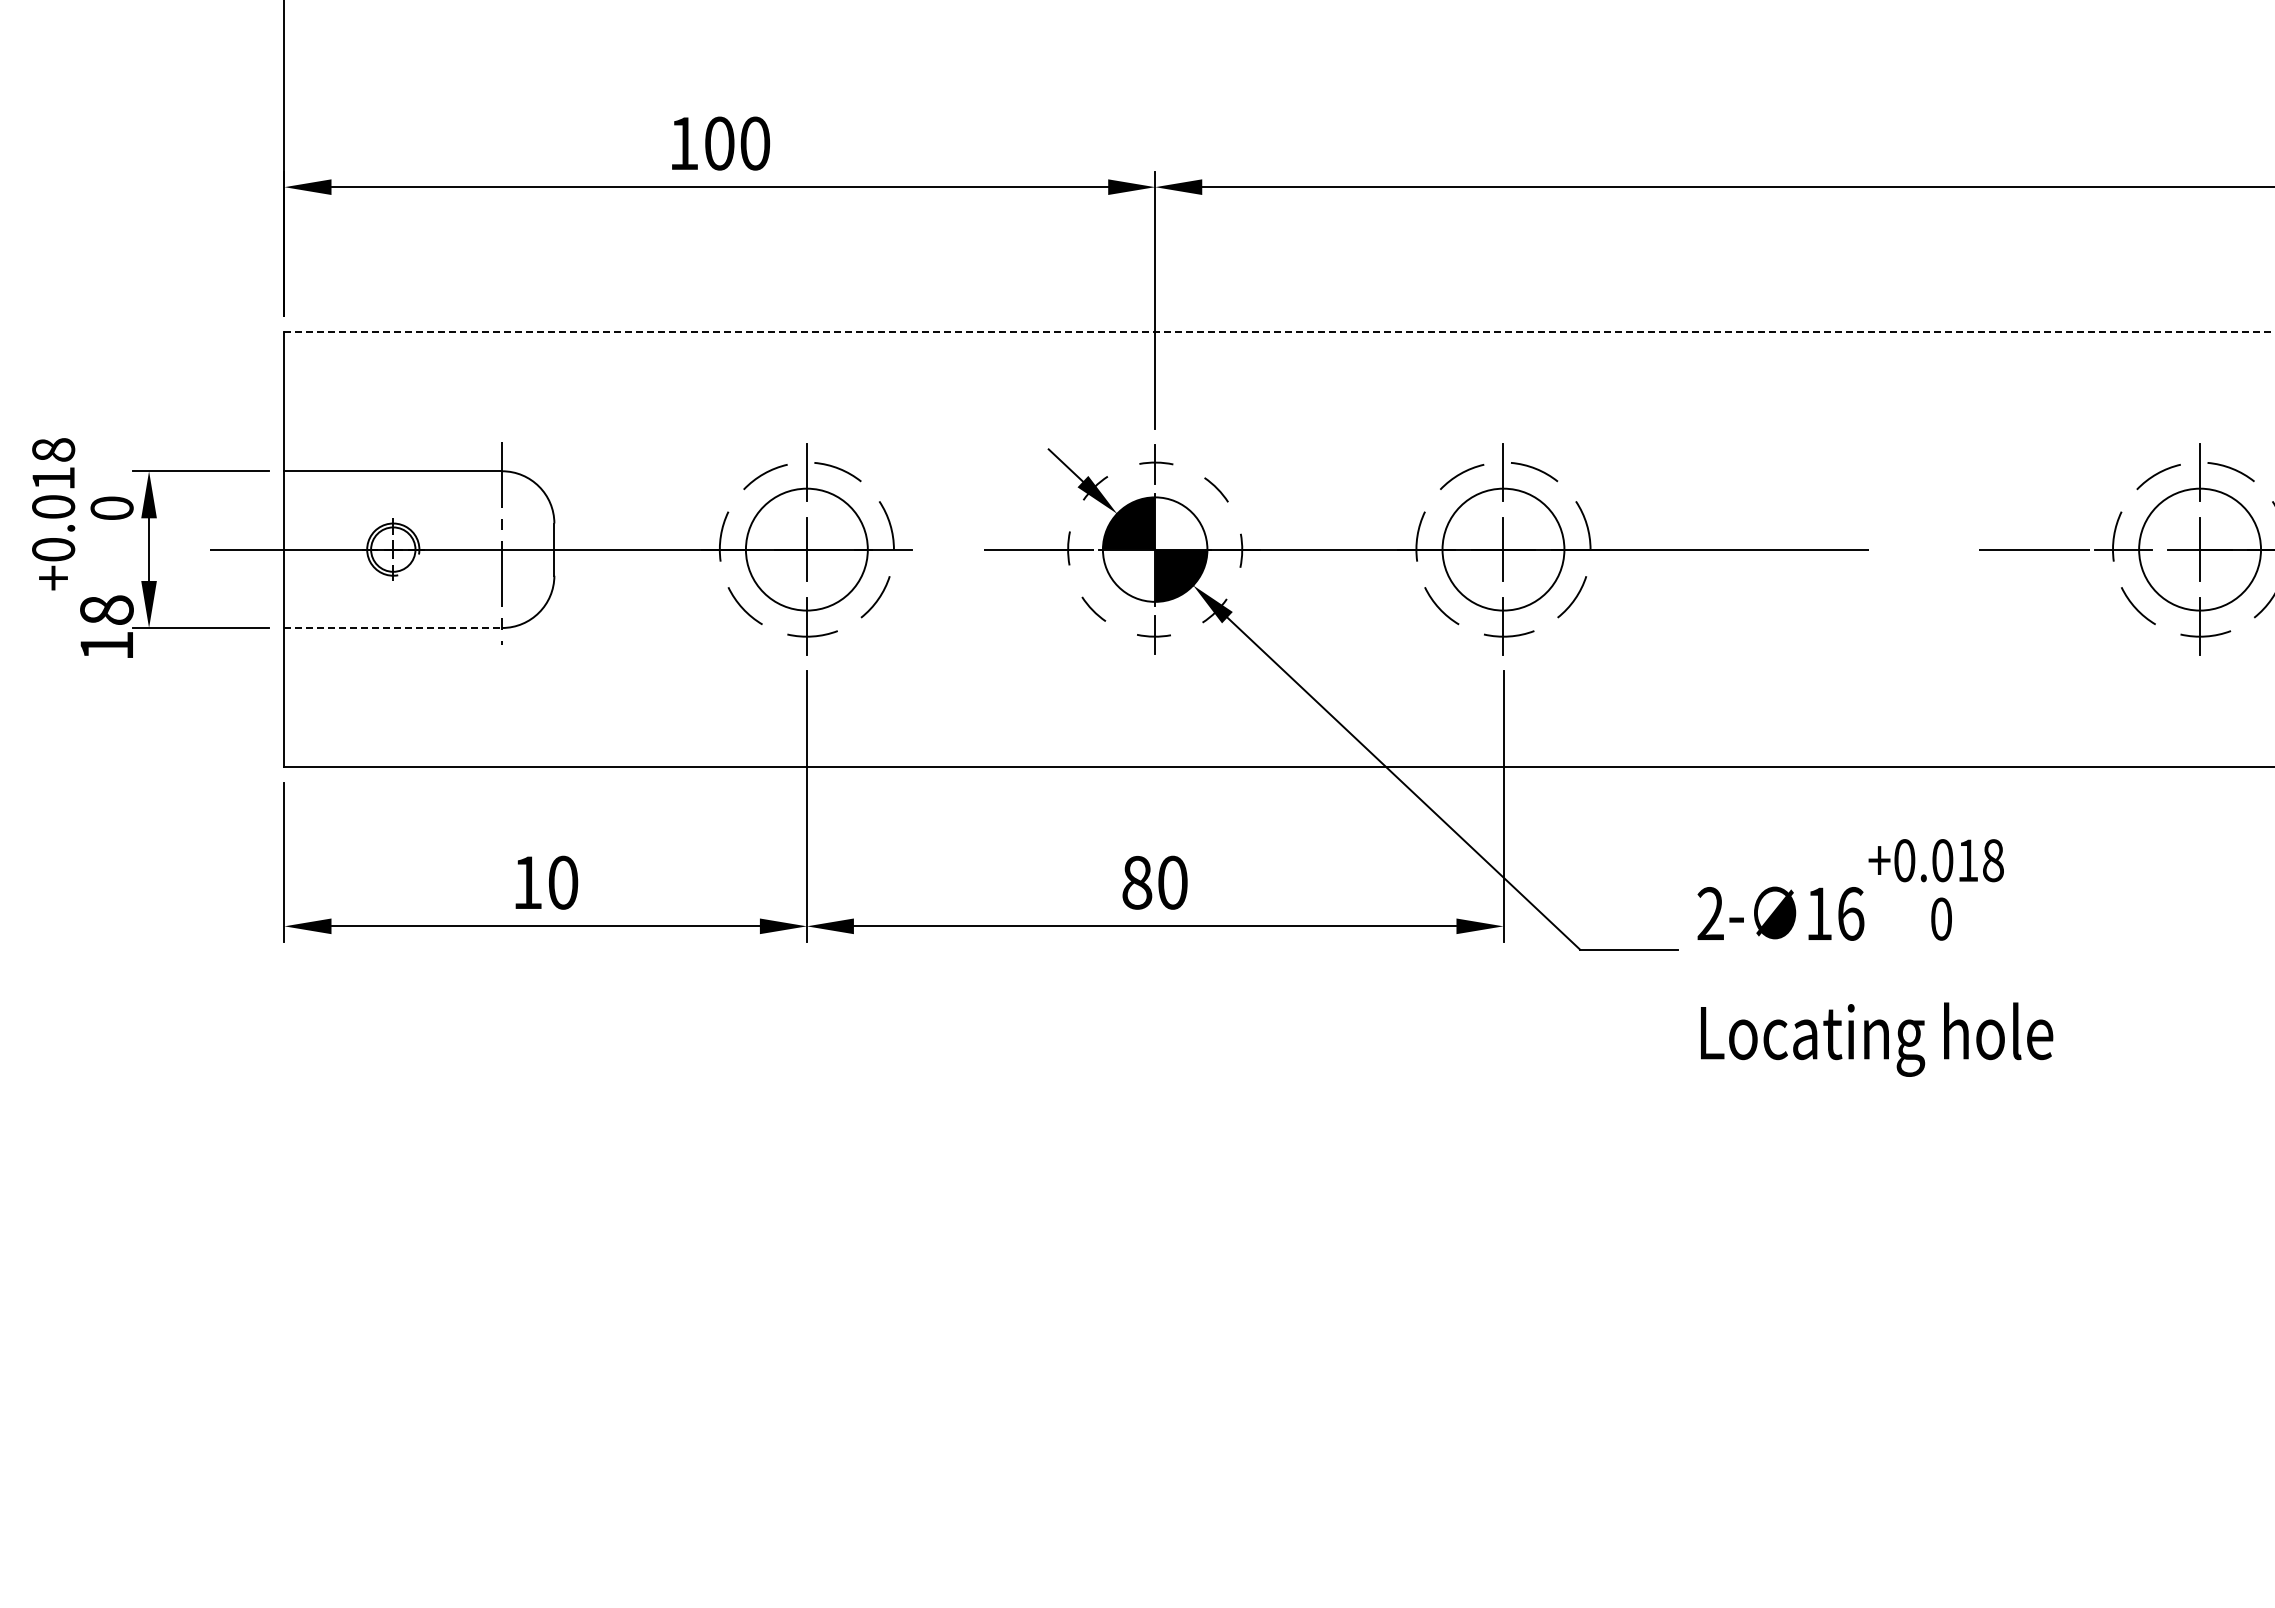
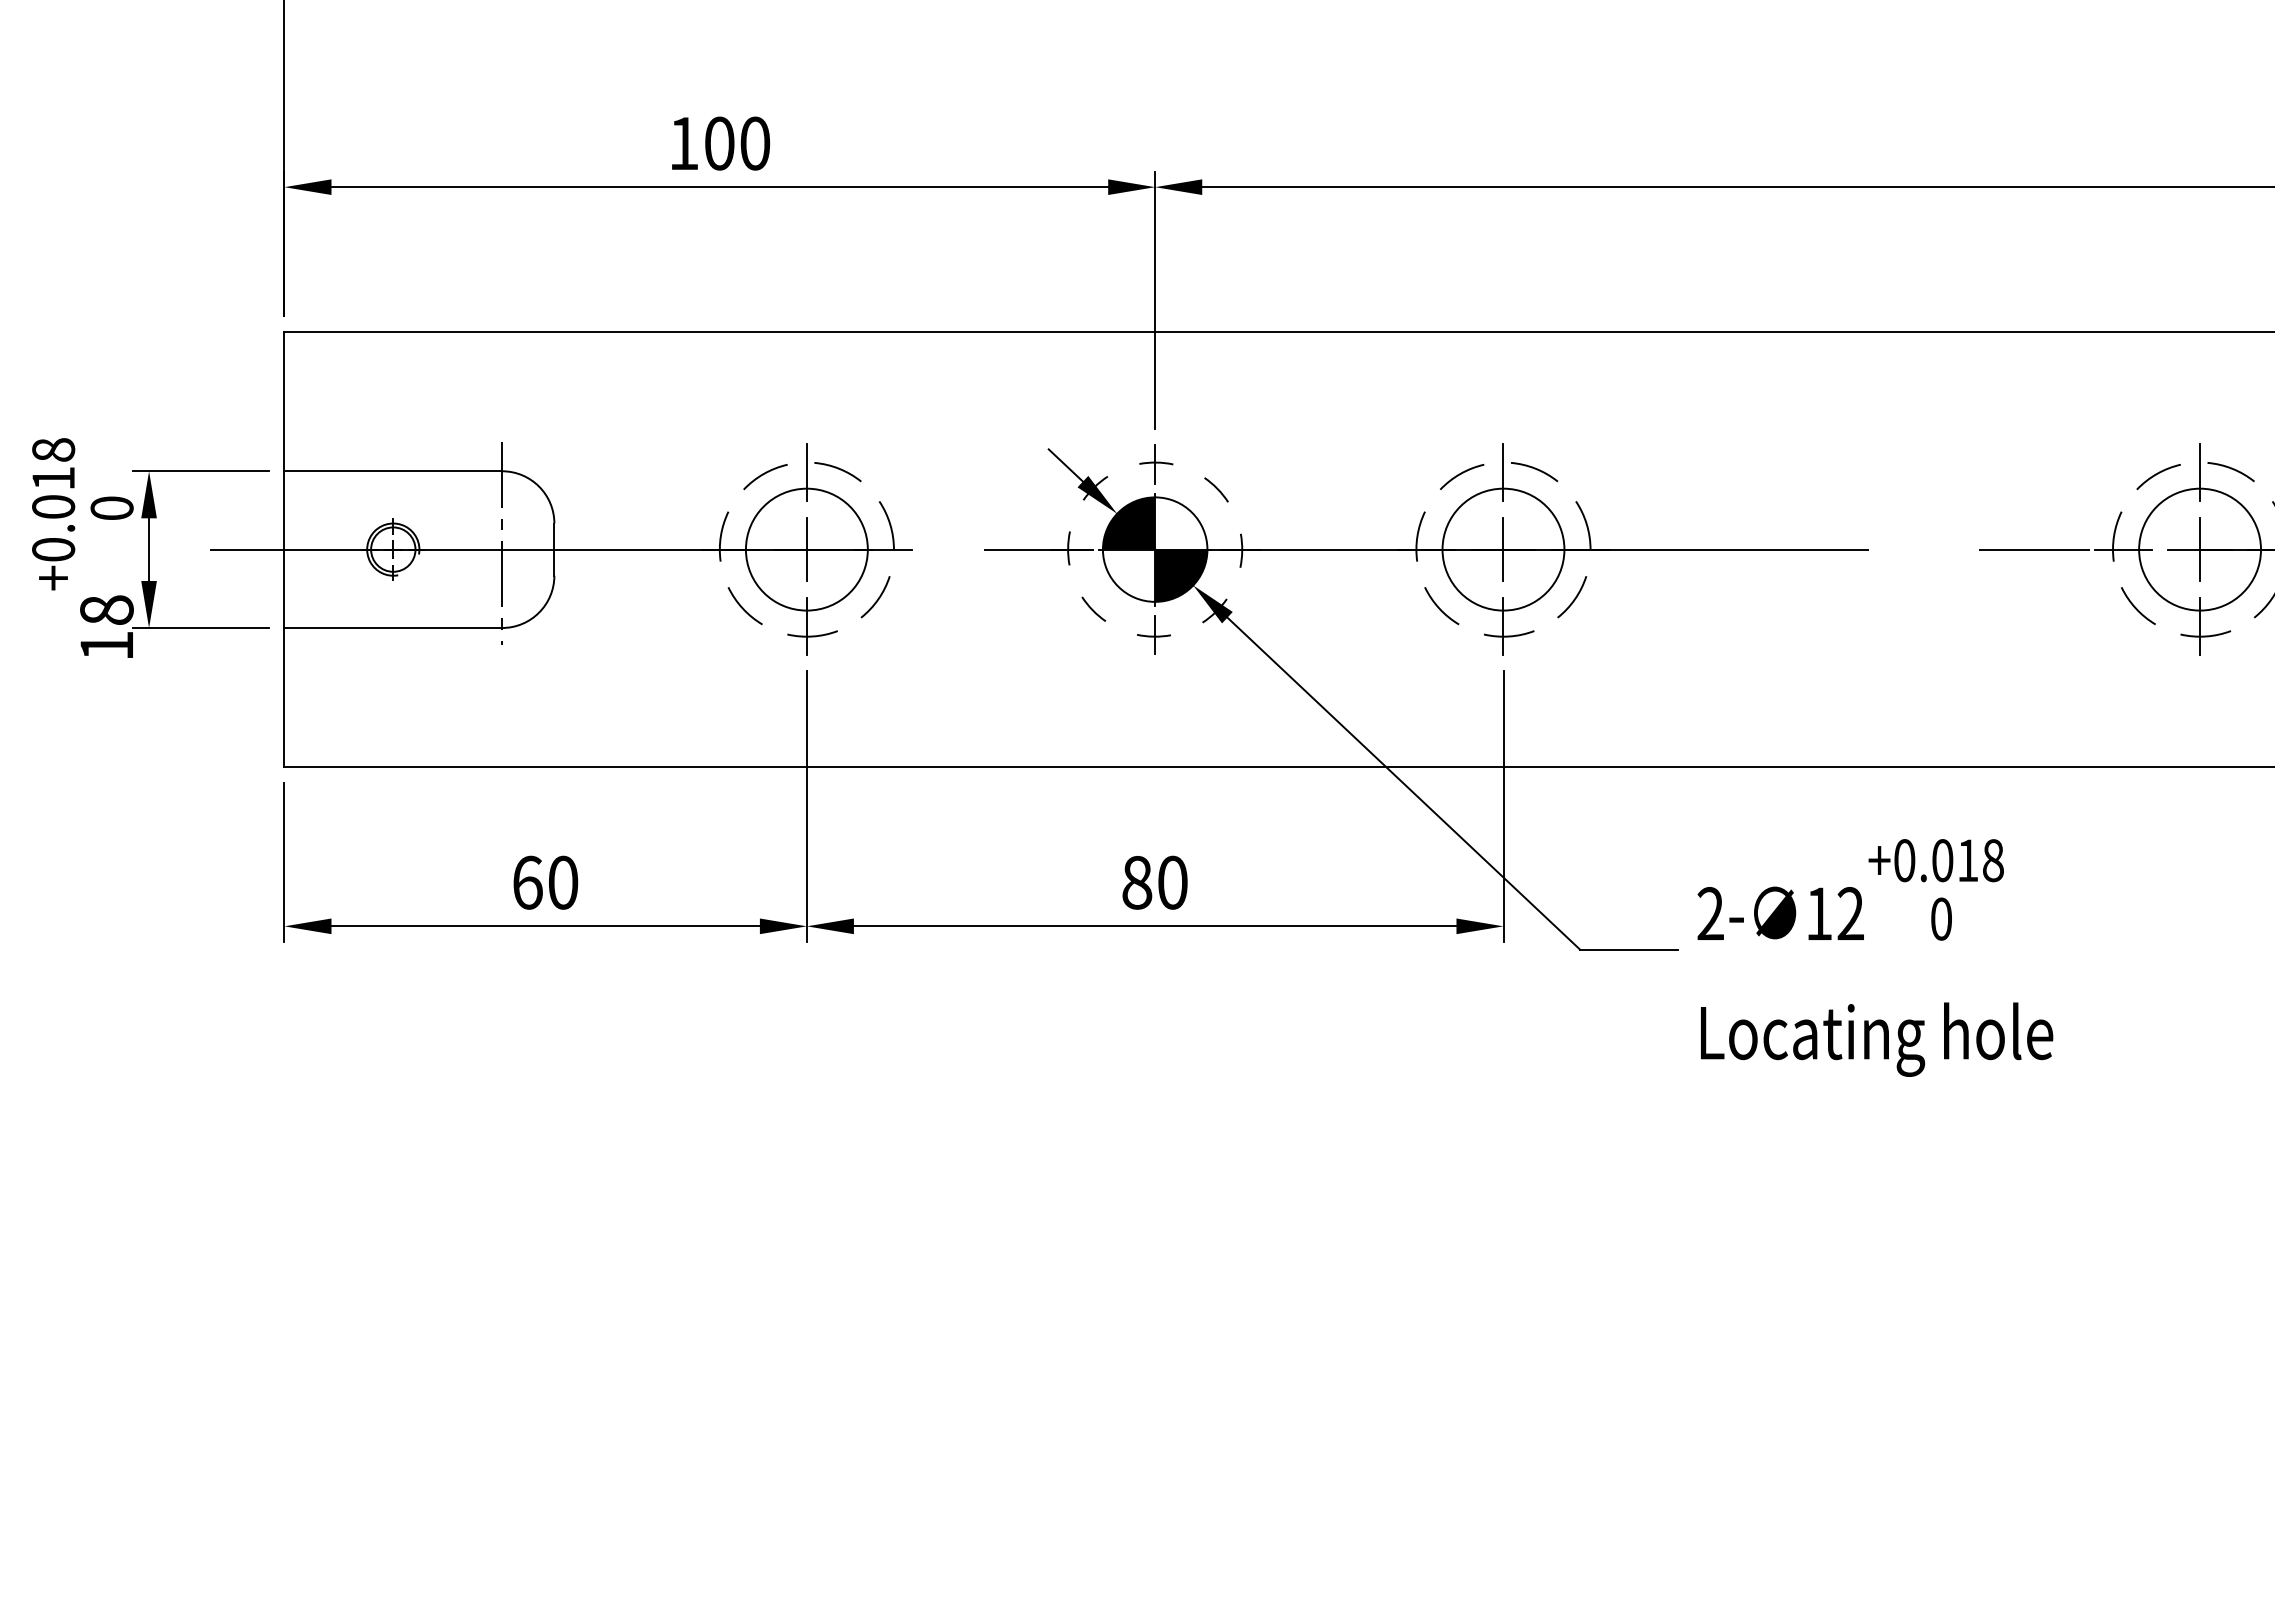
line: dashed -> solid (1279, 331)
line: dashed -> solid (393, 628)
text: 10 -> 60 (527, 882)
text: 16 -> 12 (1850, 913)
